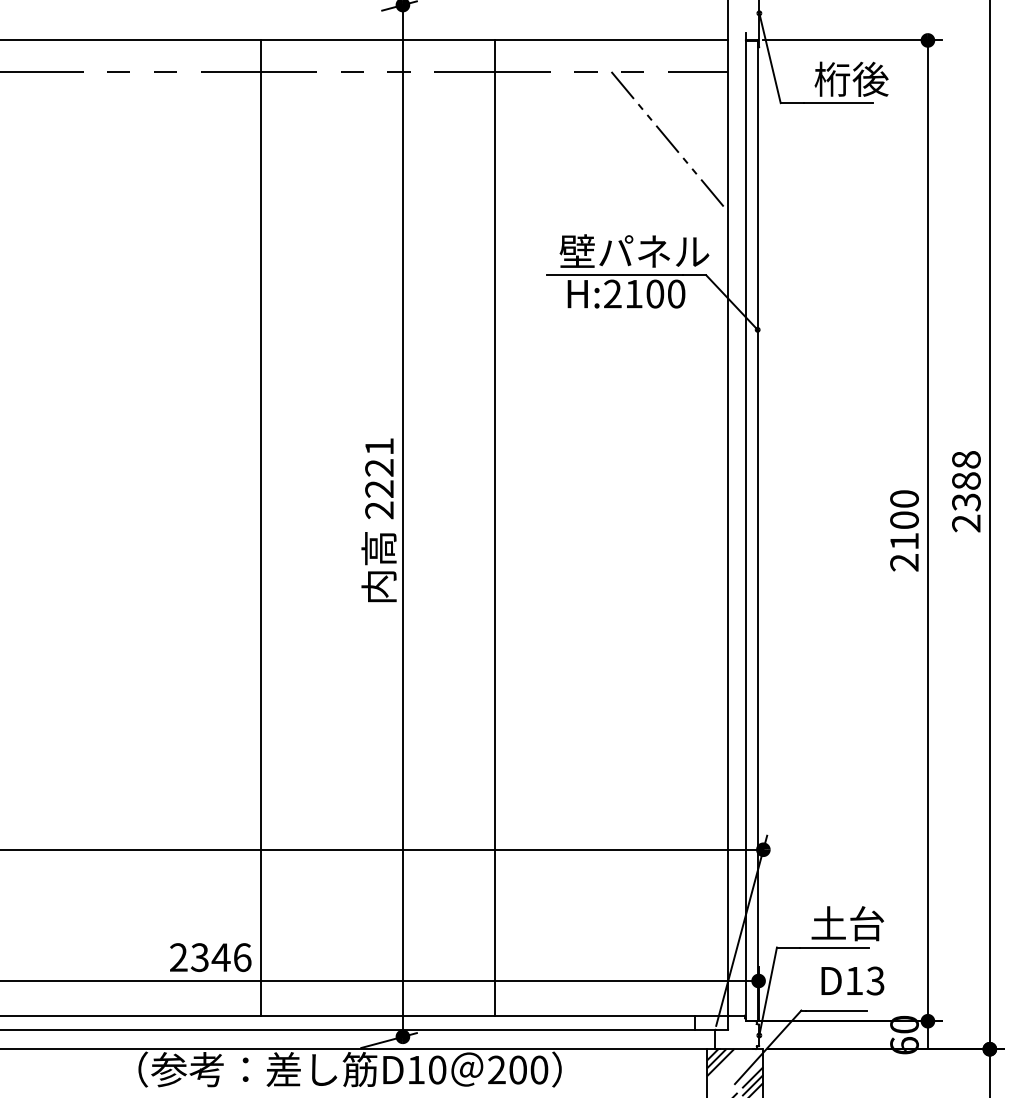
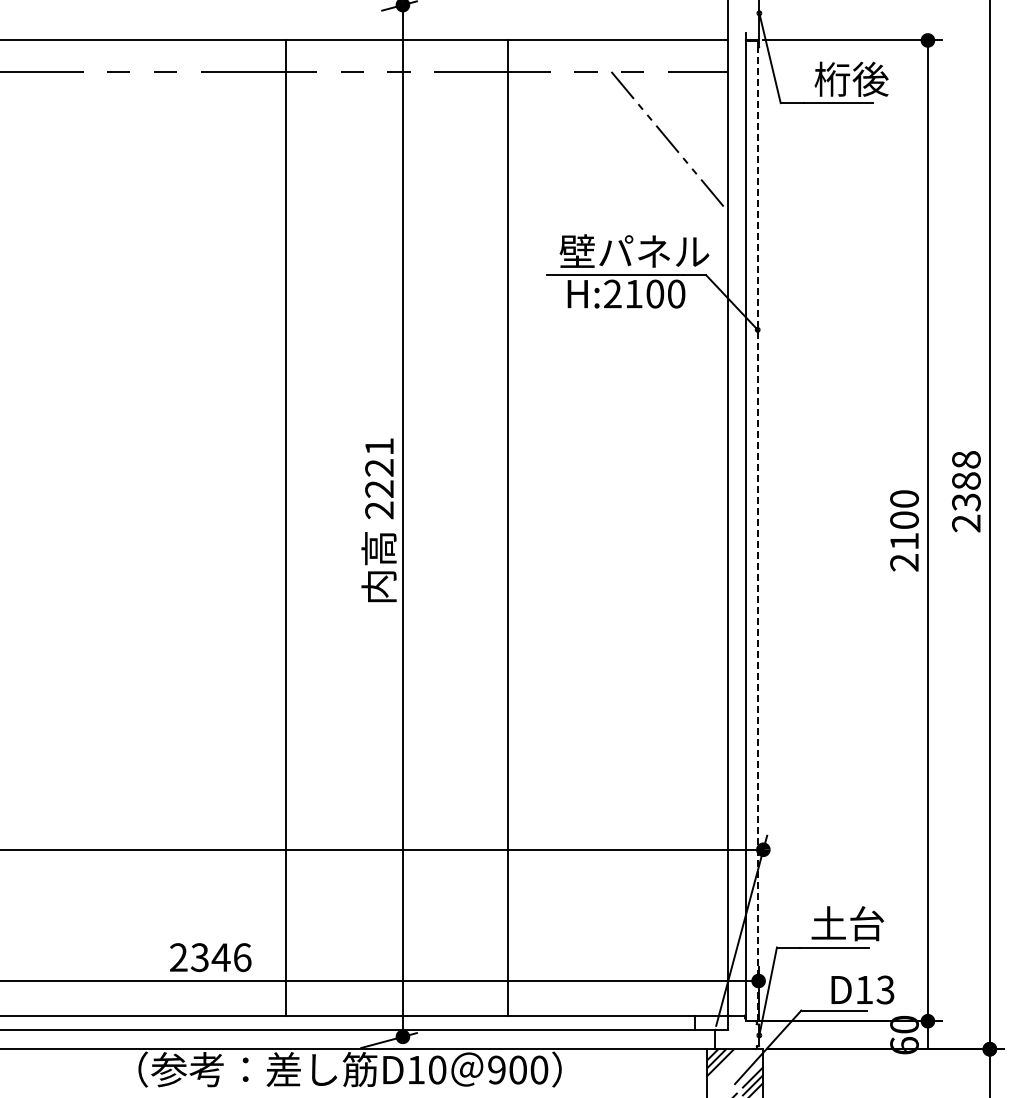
line position: (261, 527) -> (286, 527) (286, 527)
line position: (494, 527) -> (507, 527) (507, 527)
line: solid -> dashed (757, 530)
text position: (852, 980) -> (862, 989) (862, 989)
text: 200 -> 900 (496, 1070)
